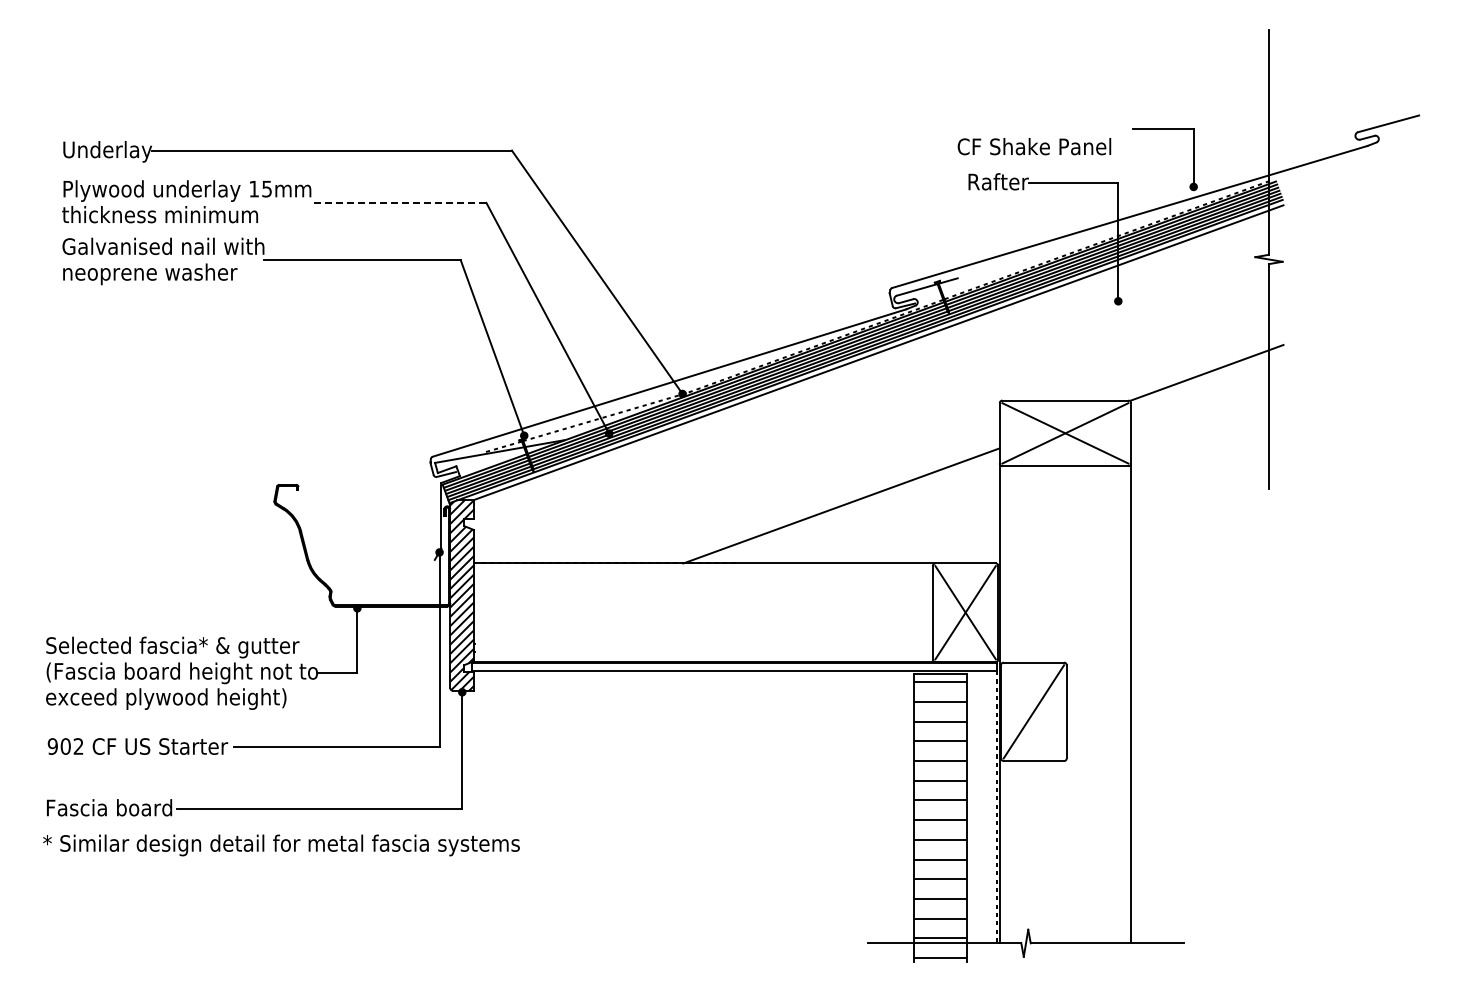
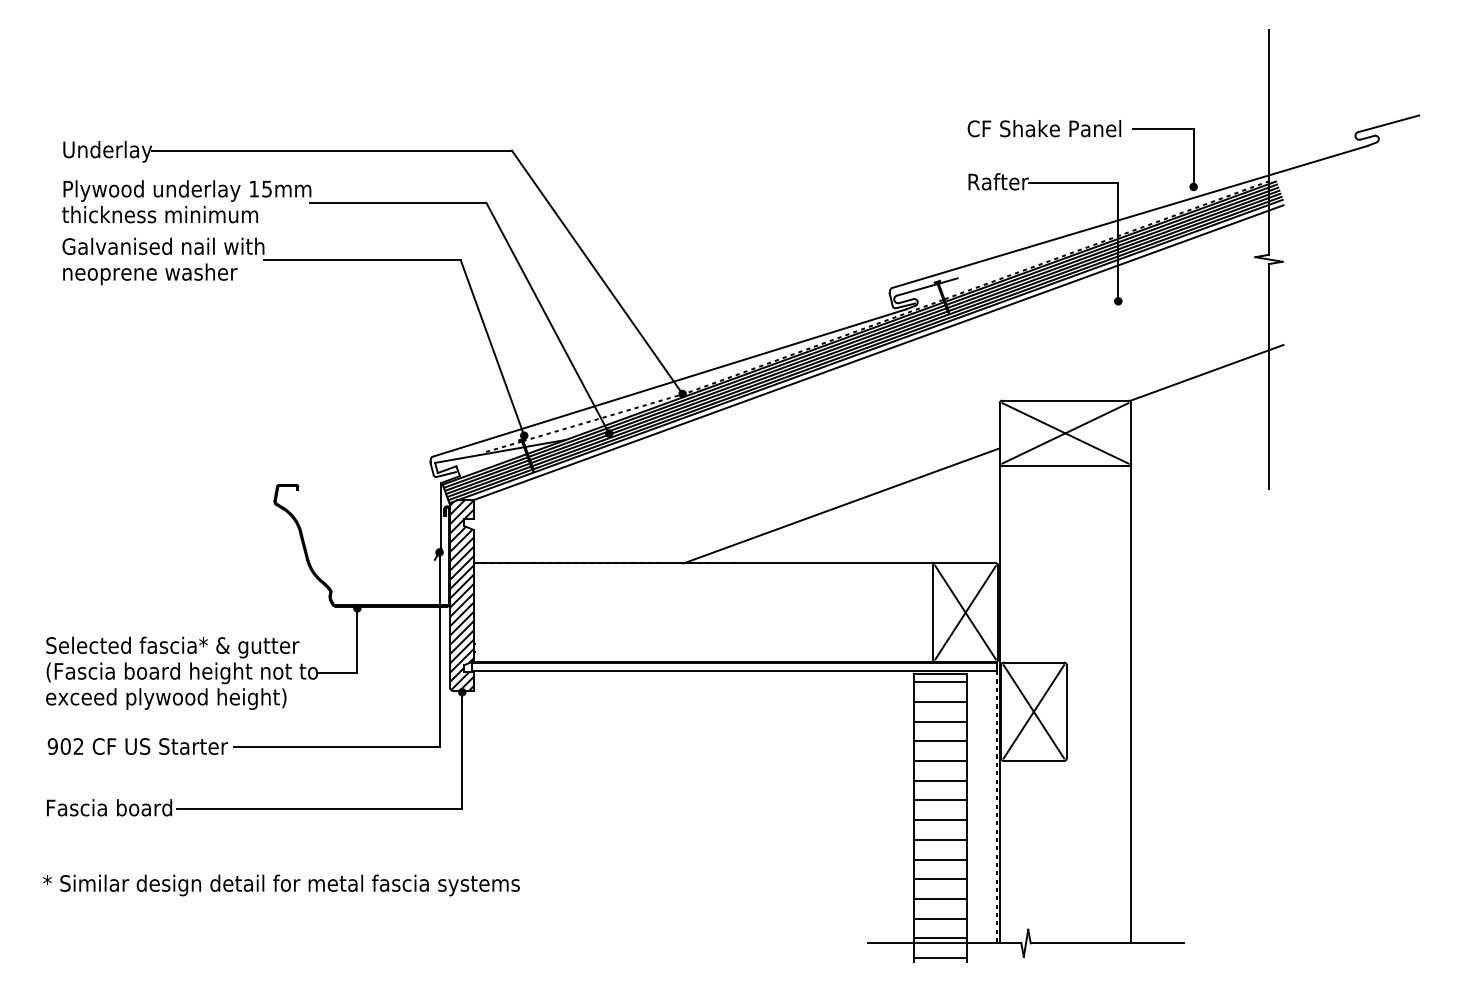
text position: (1034, 146) -> (1044, 128) (1044, 128)
line: dashed -> solid (397, 202)
line: none -> present (1033, 711)
text position: (281, 845) -> (281, 885) (281, 885)
